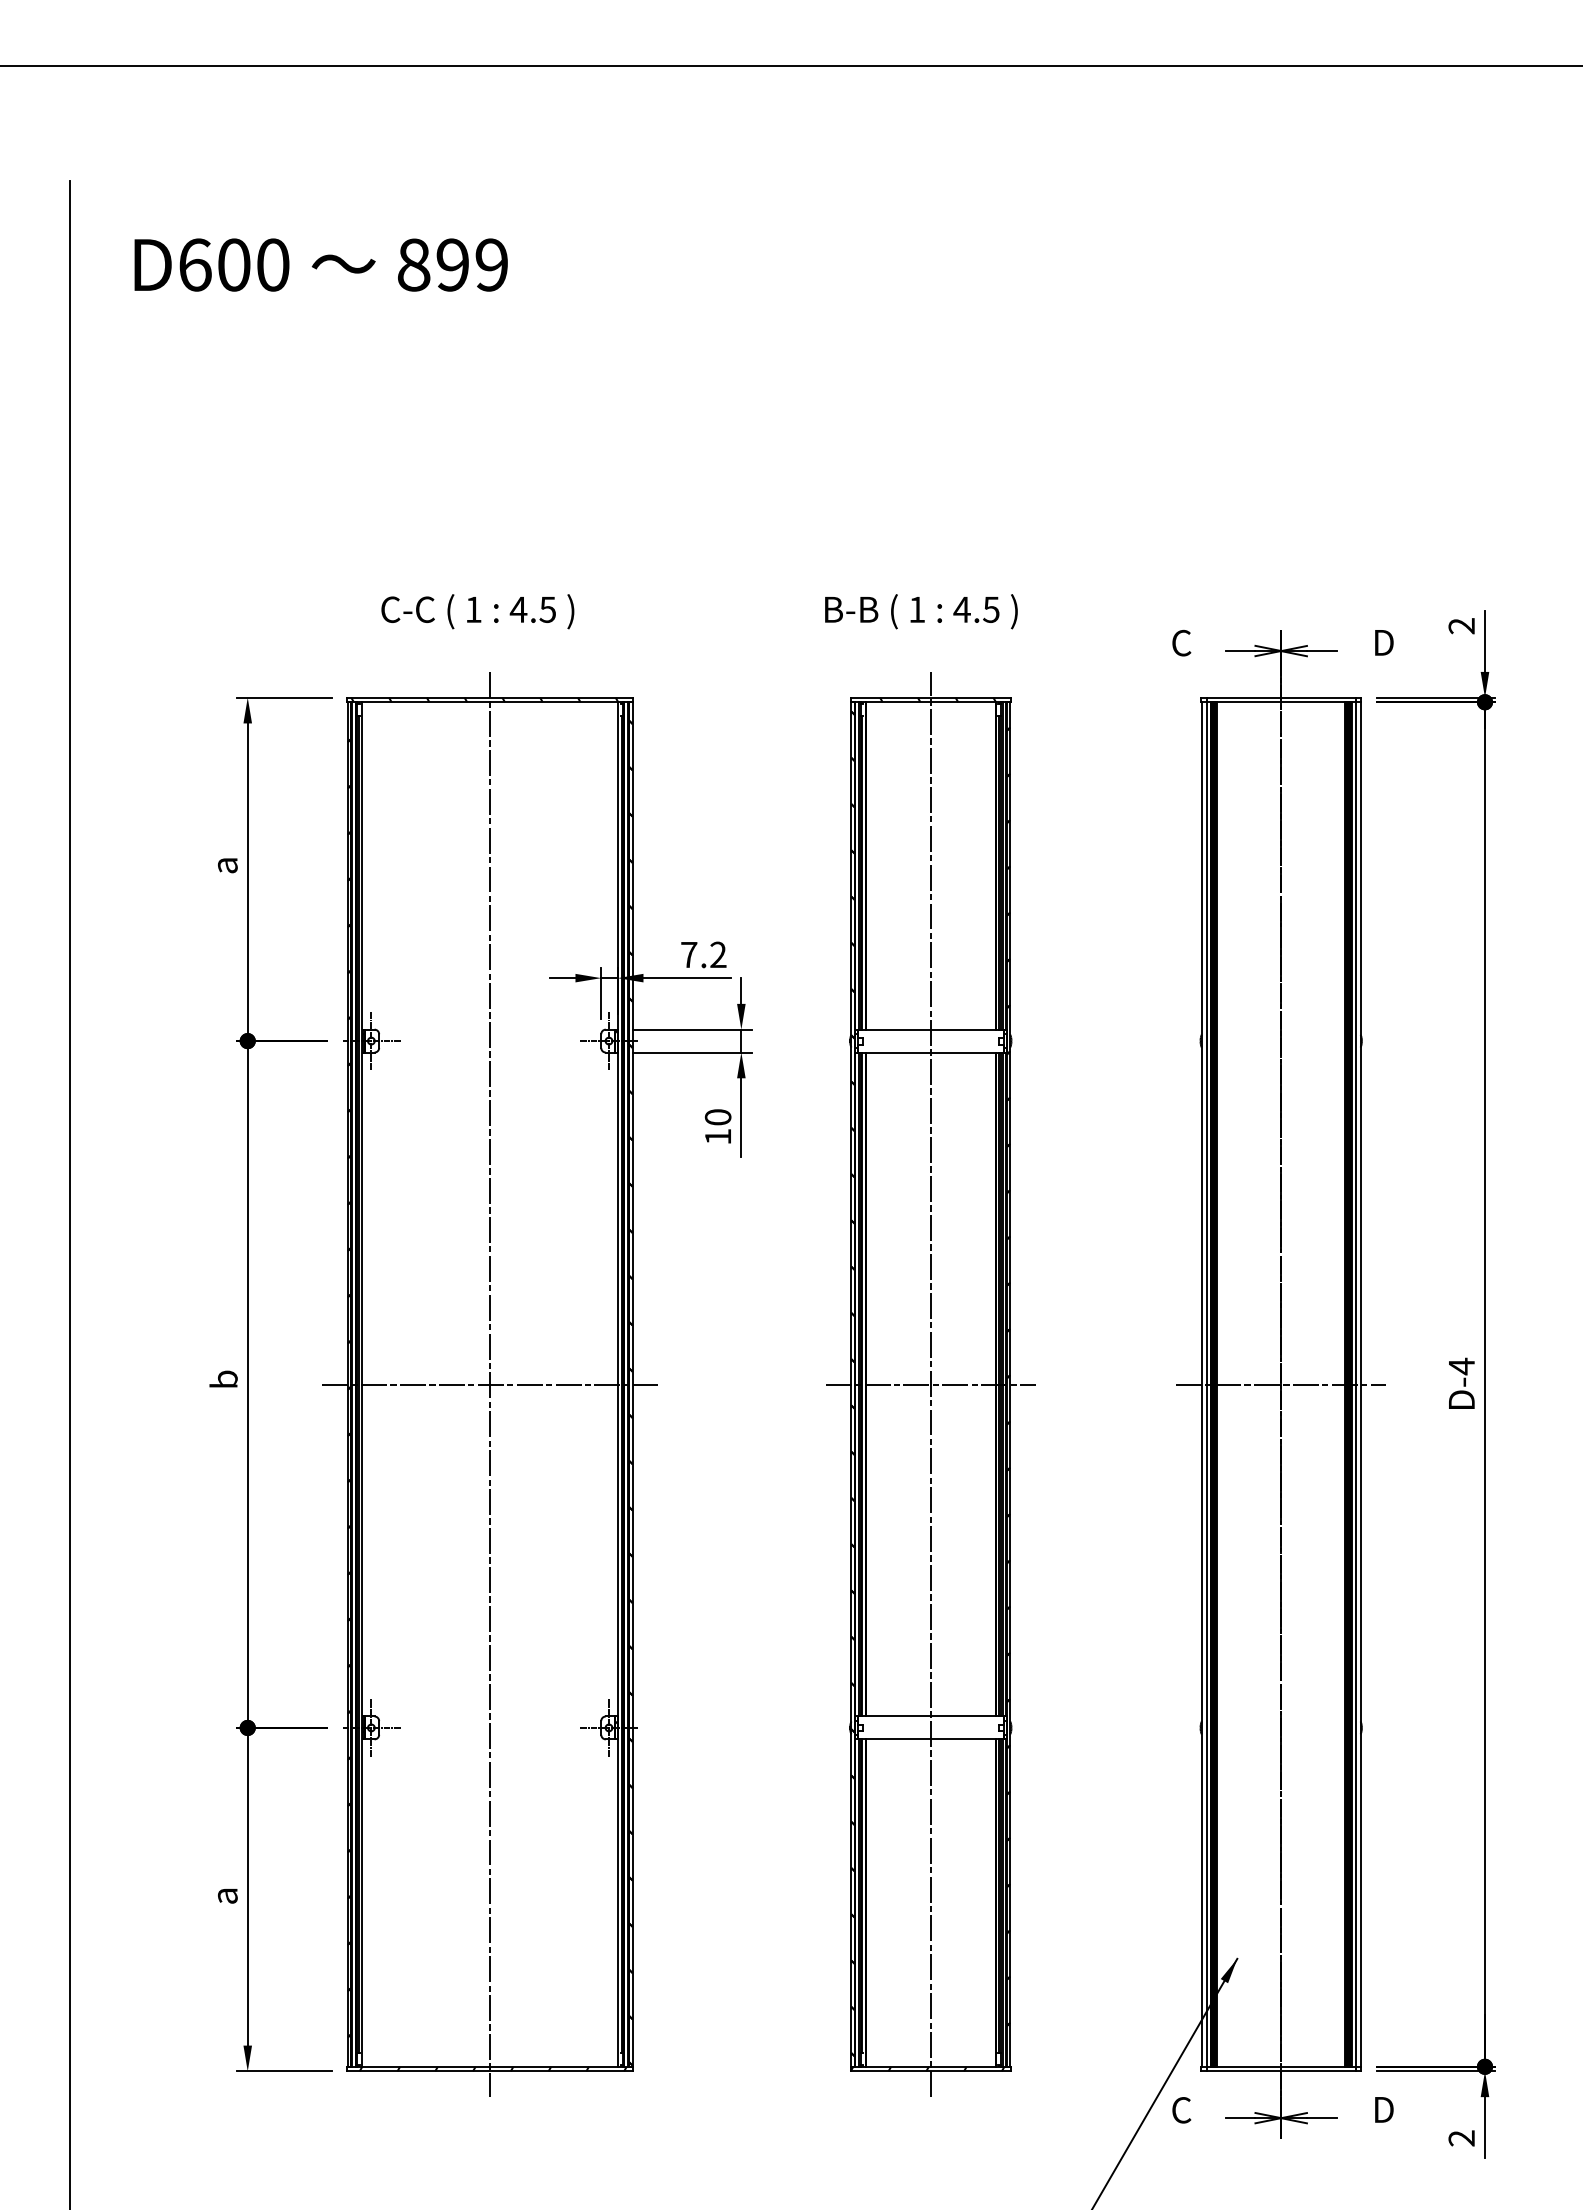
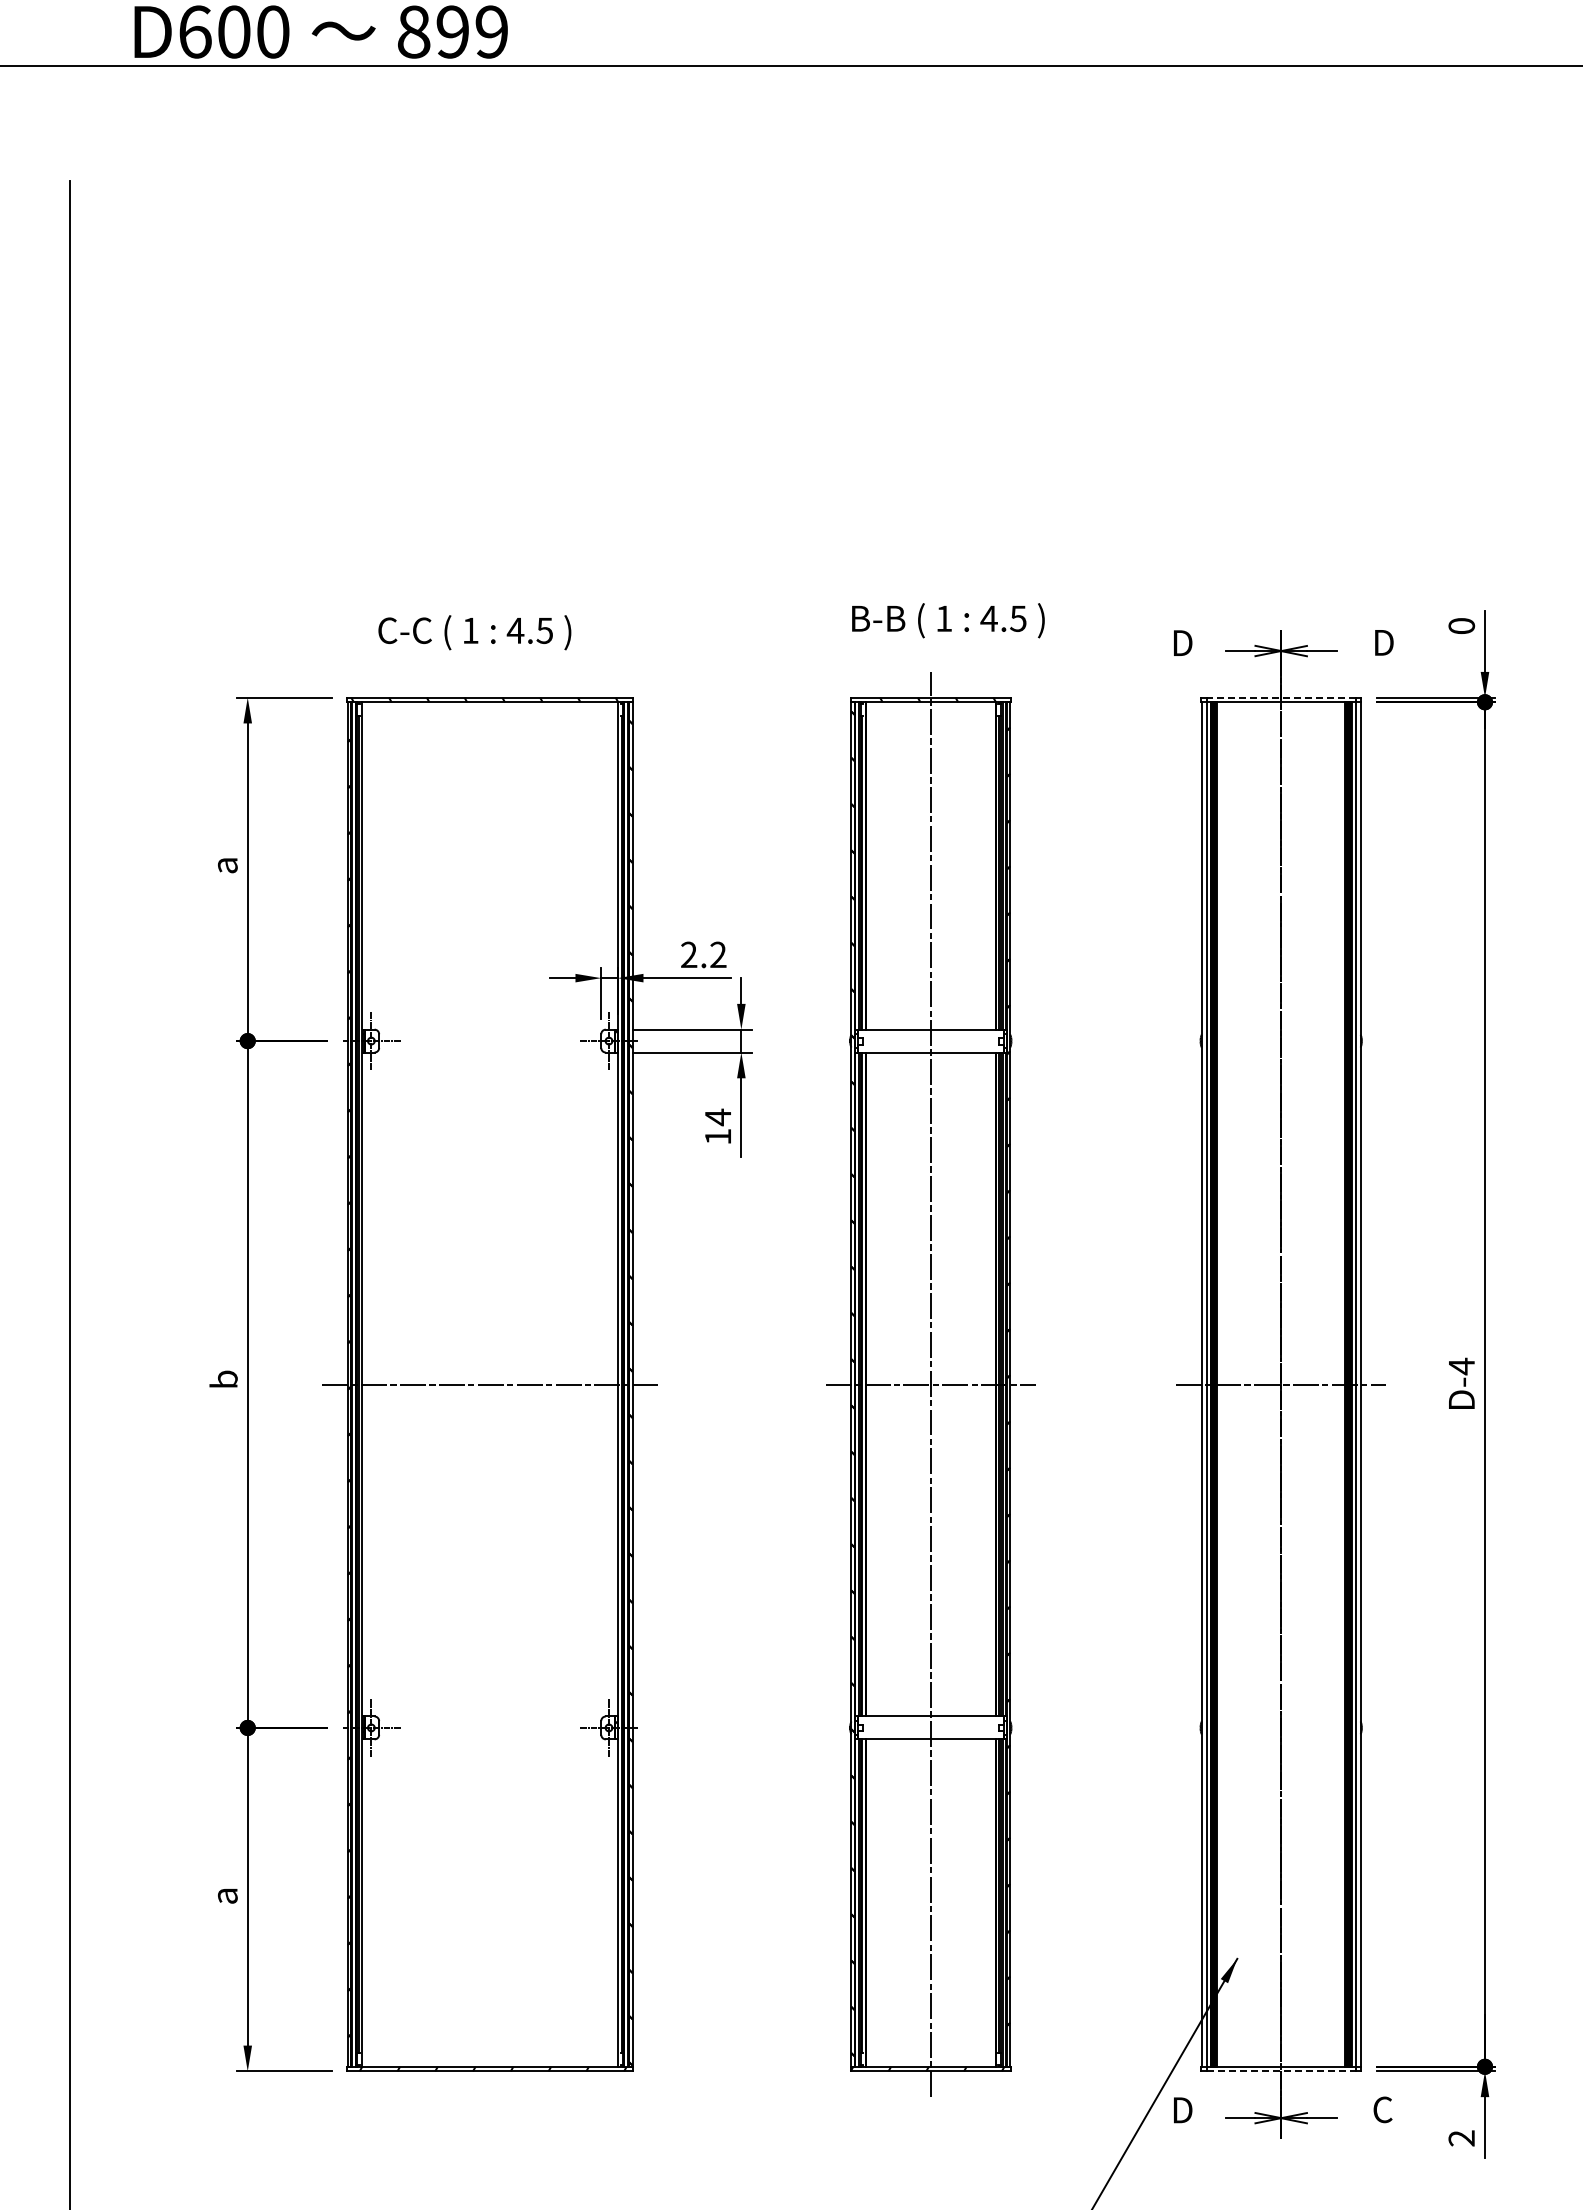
text position: (320, 264) -> (320, 31) (320, 31)
text position: (477, 611) -> (474, 632) (474, 632)
text position: (921, 611) -> (948, 620) (948, 620)
text: 2 -> 0 (1461, 626)
text: C -> D (1182, 642)
line: solid -> dashed (1280, 697)
text: 7.2 -> 2.2 (689, 954)
text: 10 -> 14 (717, 1117)
line: present -> none (490, 1384)
line: solid -> dashed (1281, 2071)
text: D -> C (1383, 2109)
text: C -> D (1182, 2110)
